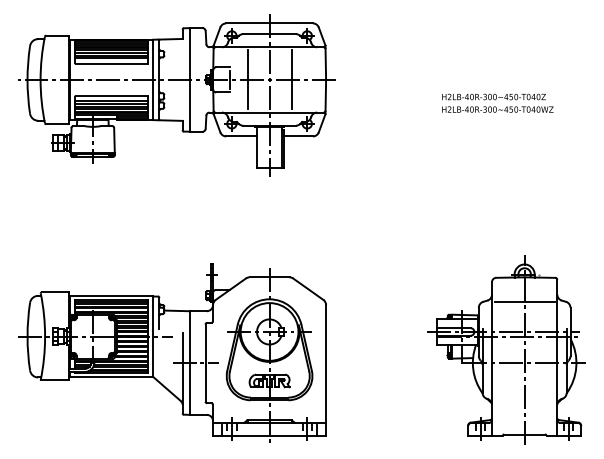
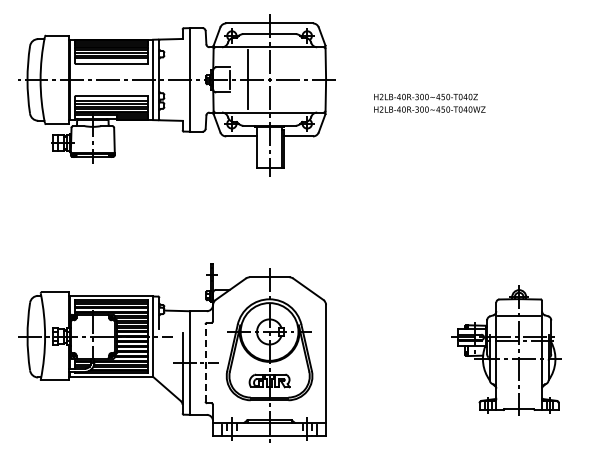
line: present -> none (291, 79)
text position: (497, 102) -> (429, 102) (429, 102)
part size: 159x190 px -> 111x131 px (506, 350)
line: solid -> dashed (205, 363)
